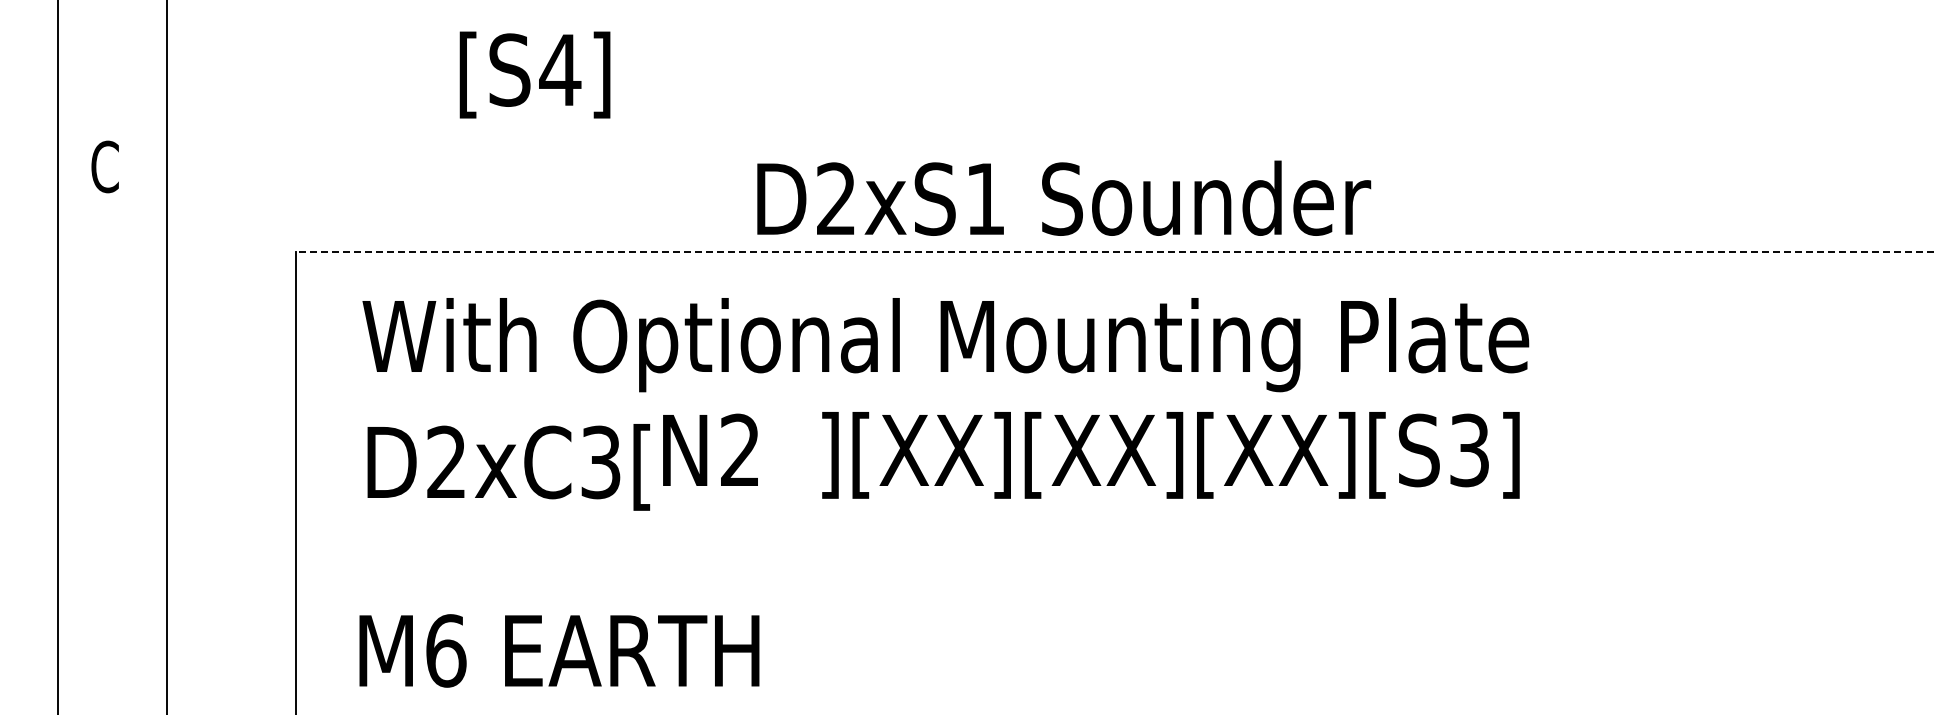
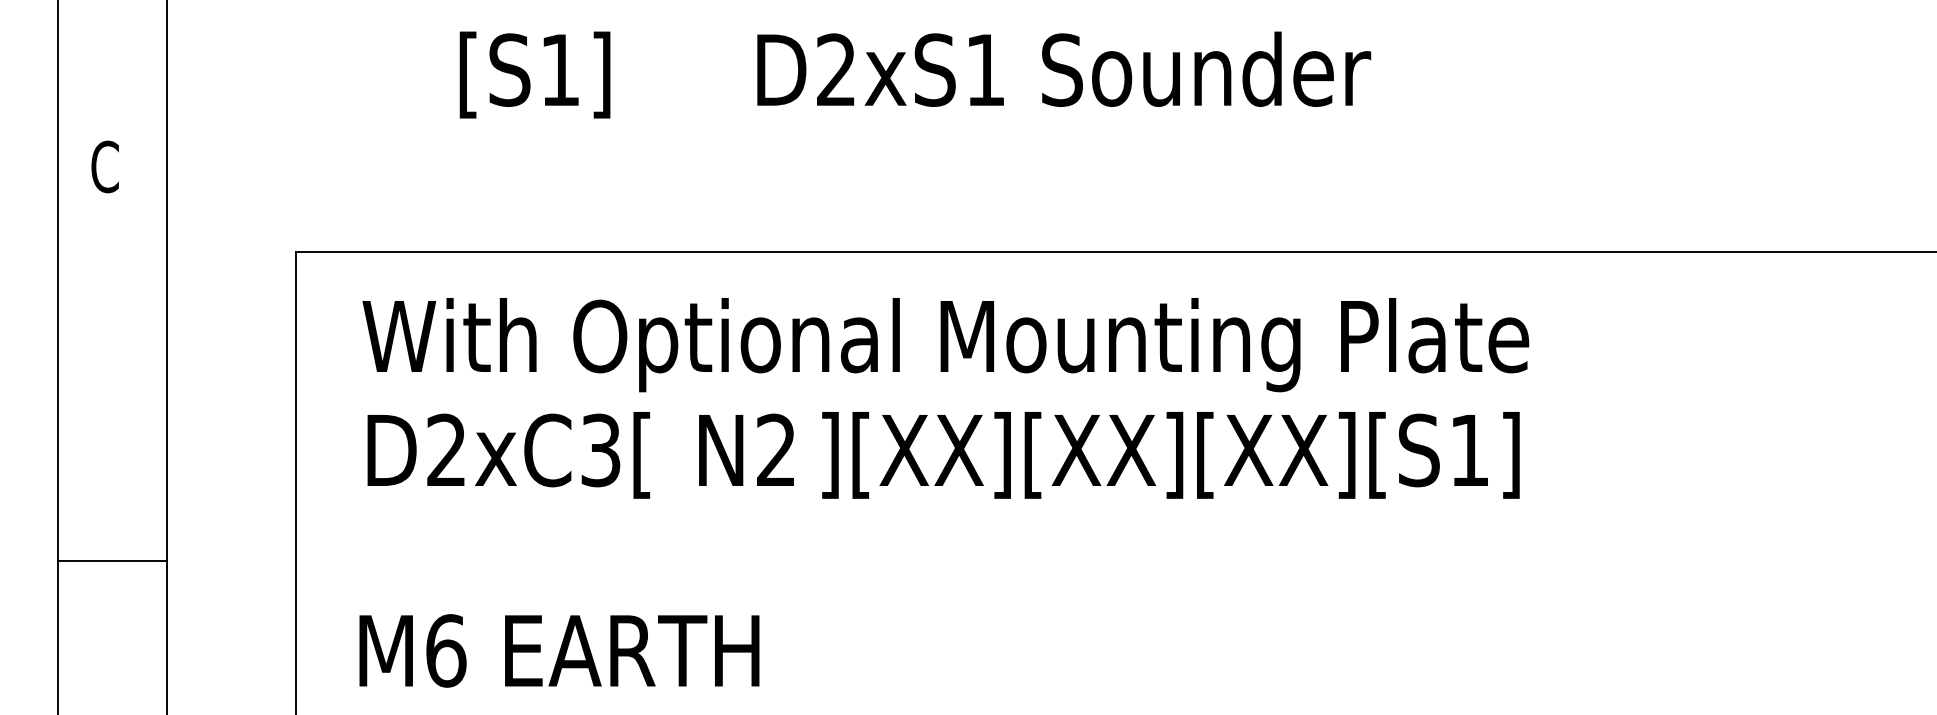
text: [S4] -> [S1] (560, 69)
text position: (1064, 197) -> (1064, 68) (1064, 68)
line: dashed -> solid (1116, 252)
text position: (710, 449) -> (746, 449) (746, 449)
text: ][XX][XX][XX][S3] -> ][XX][XX][XX][S1] (1469, 450)
text position: (508, 467) -> (508, 455) (508, 455)
line: none -> present (112, 560)
